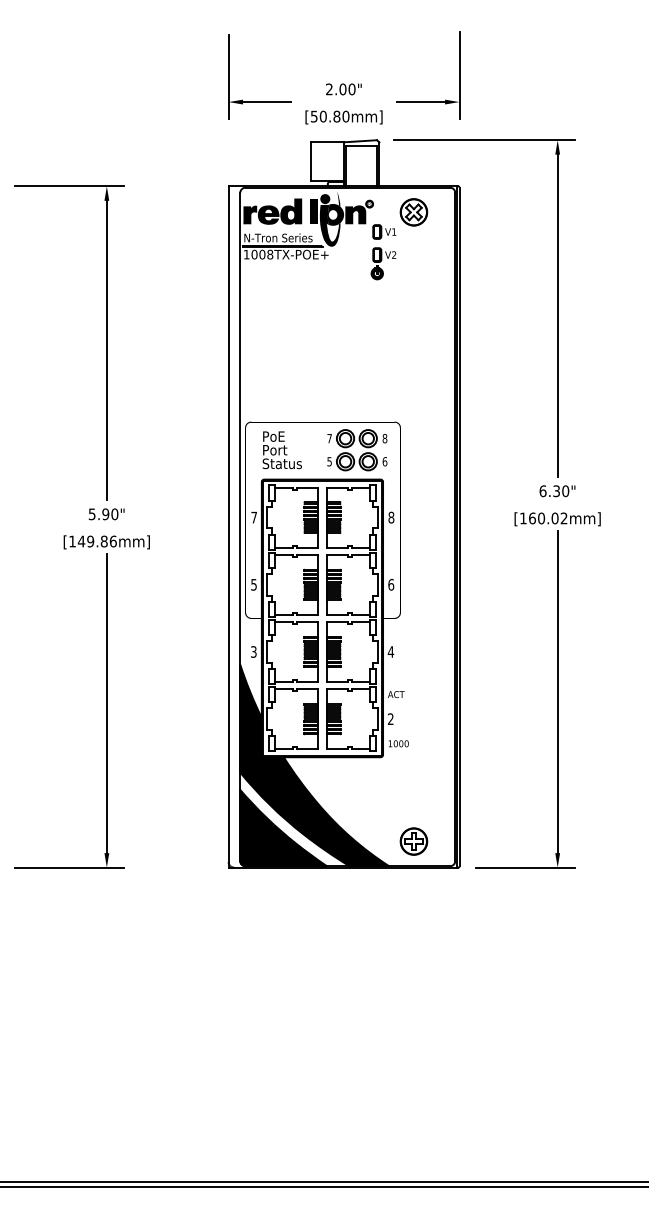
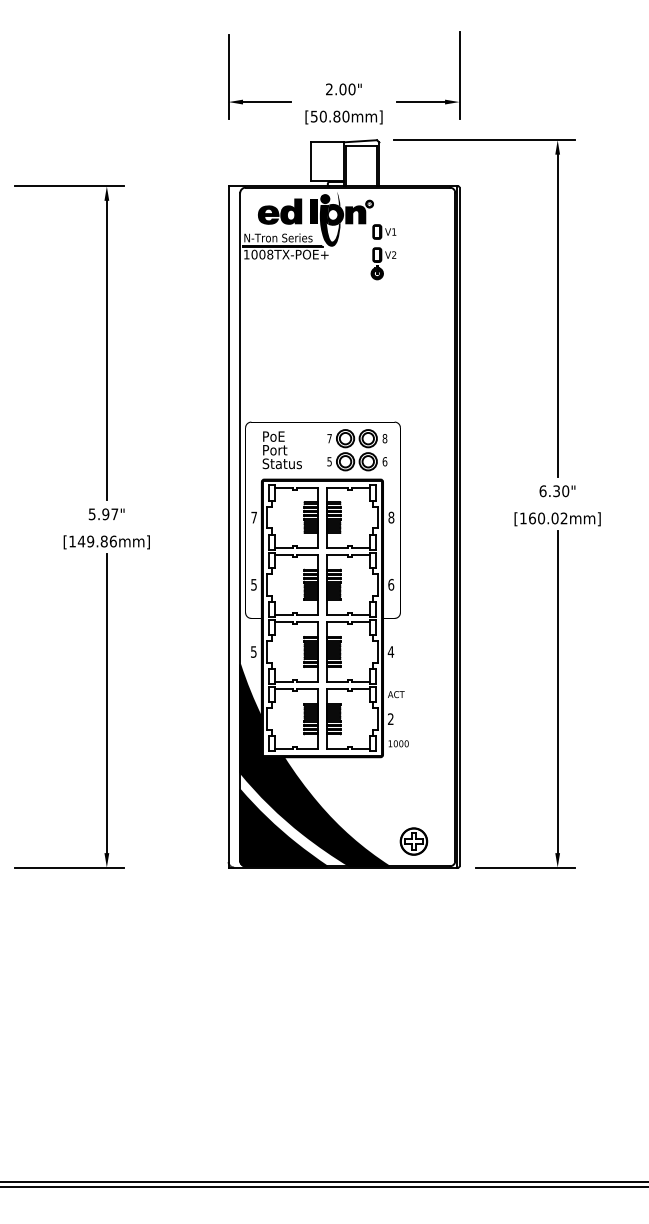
part: present -> none (413, 212)
fill: present -> none (250, 214)
text: 5.90" -> 5.97" (114, 514)
text: 3 -> 5 (253, 651)
